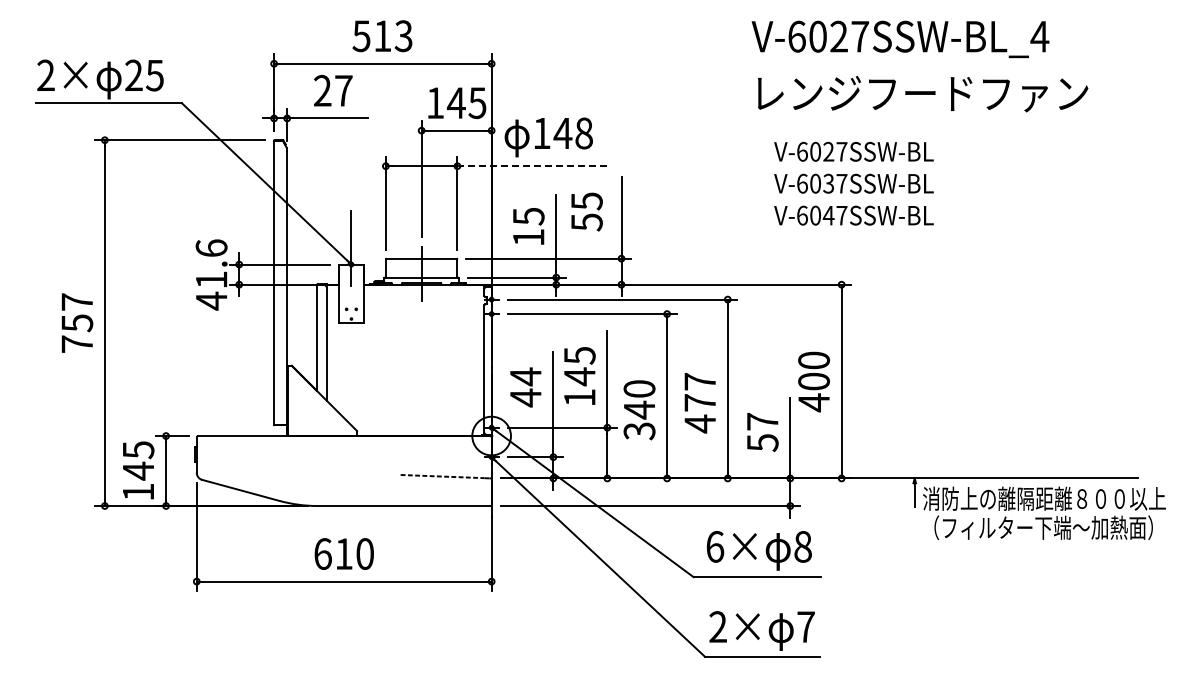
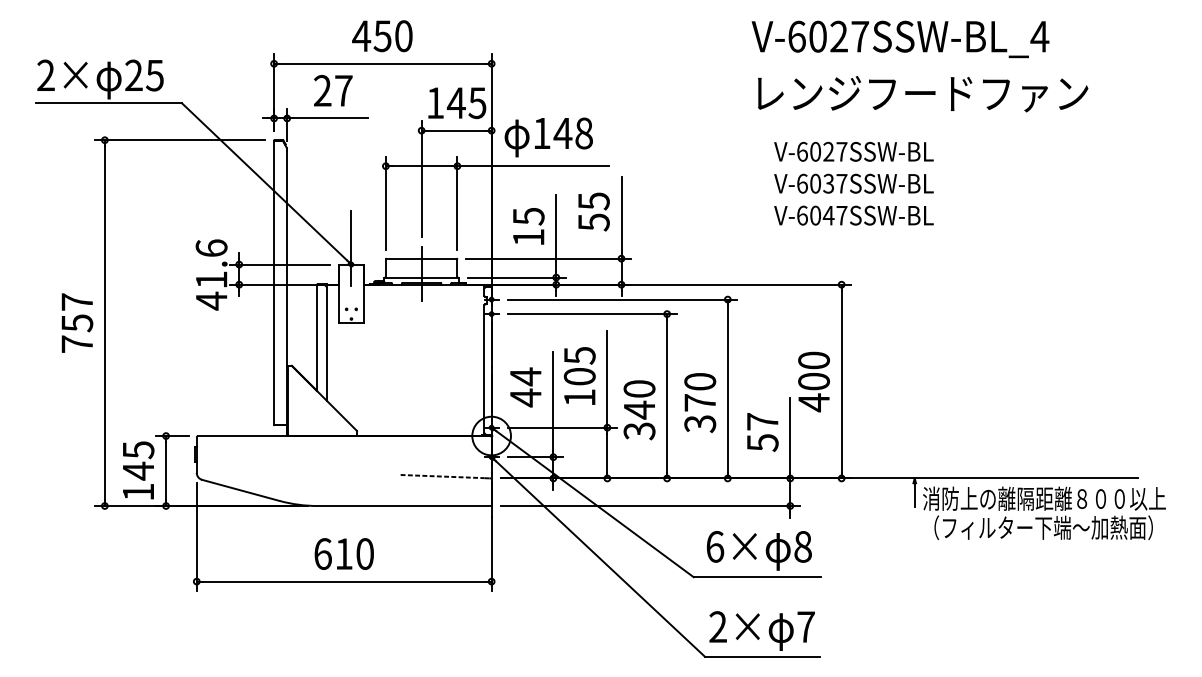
text: 513 -> 450 (382, 36)
line: dashed -> solid (532, 166)
text position: (586, 211) -> (593, 211) (593, 211)
text: 145 -> 105 (579, 376)
text: 477 -> 370 (700, 403)
